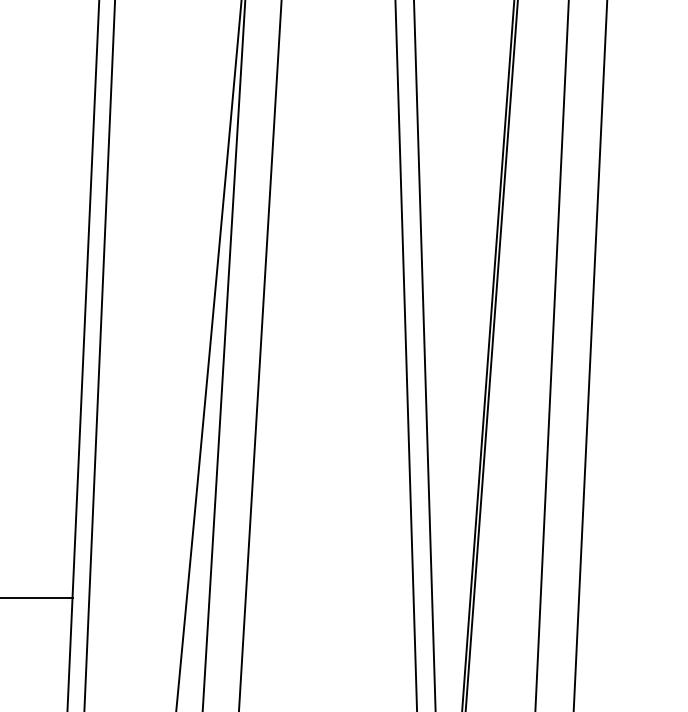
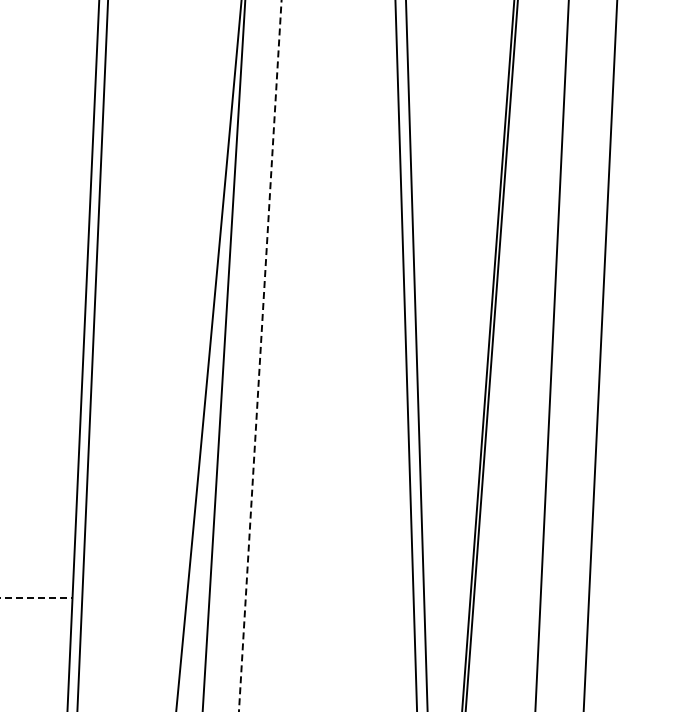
line position: (99, 355) -> (92, 355) (92, 355)
line: solid -> dashed (260, 355)
line position: (424, 355) -> (416, 355) (416, 355)
line position: (590, 355) -> (600, 355) (600, 355)
line: solid -> dashed (36, 598)
